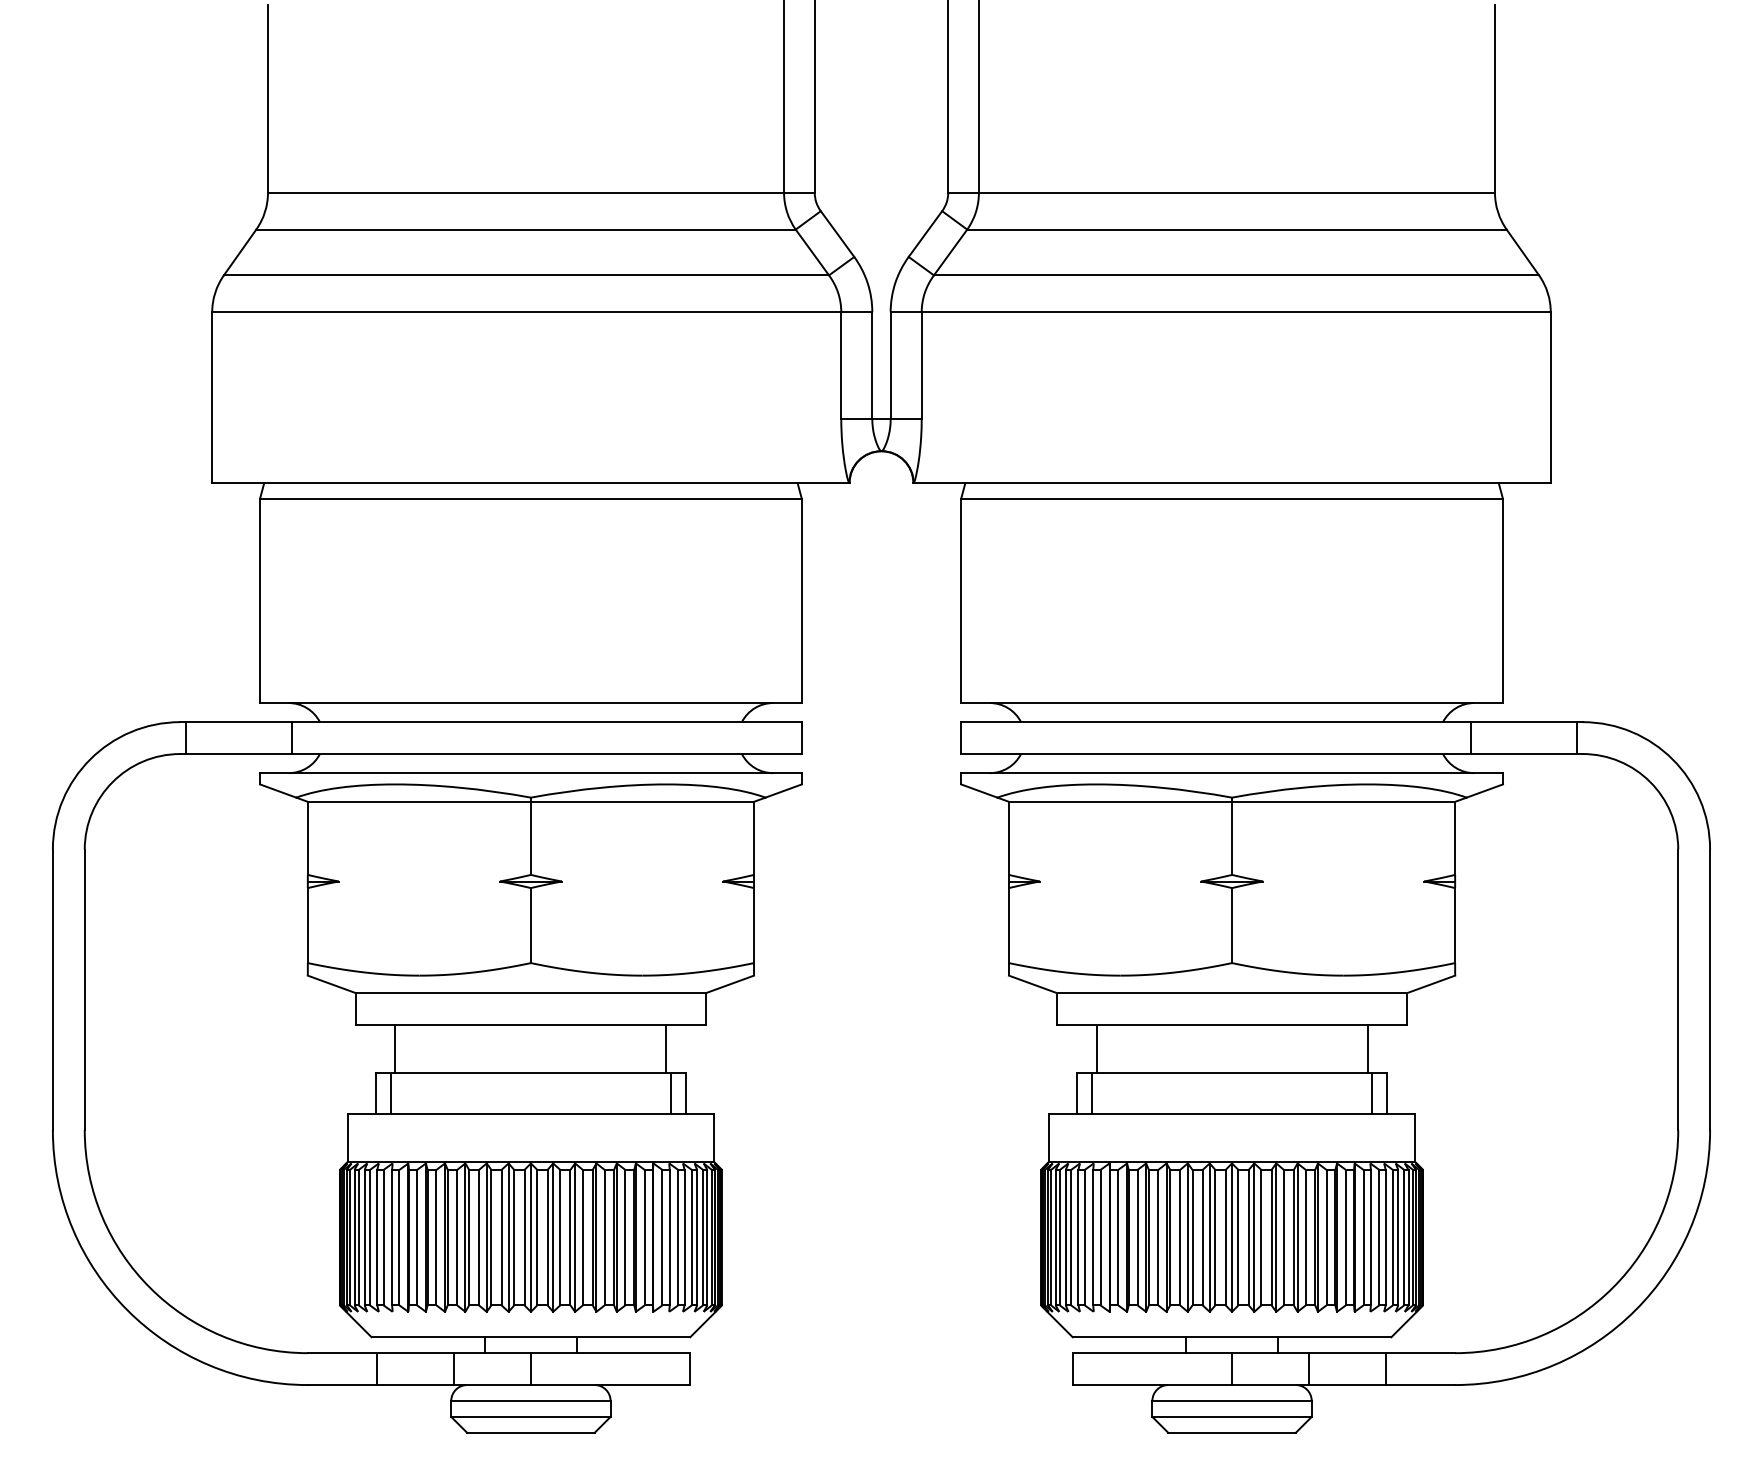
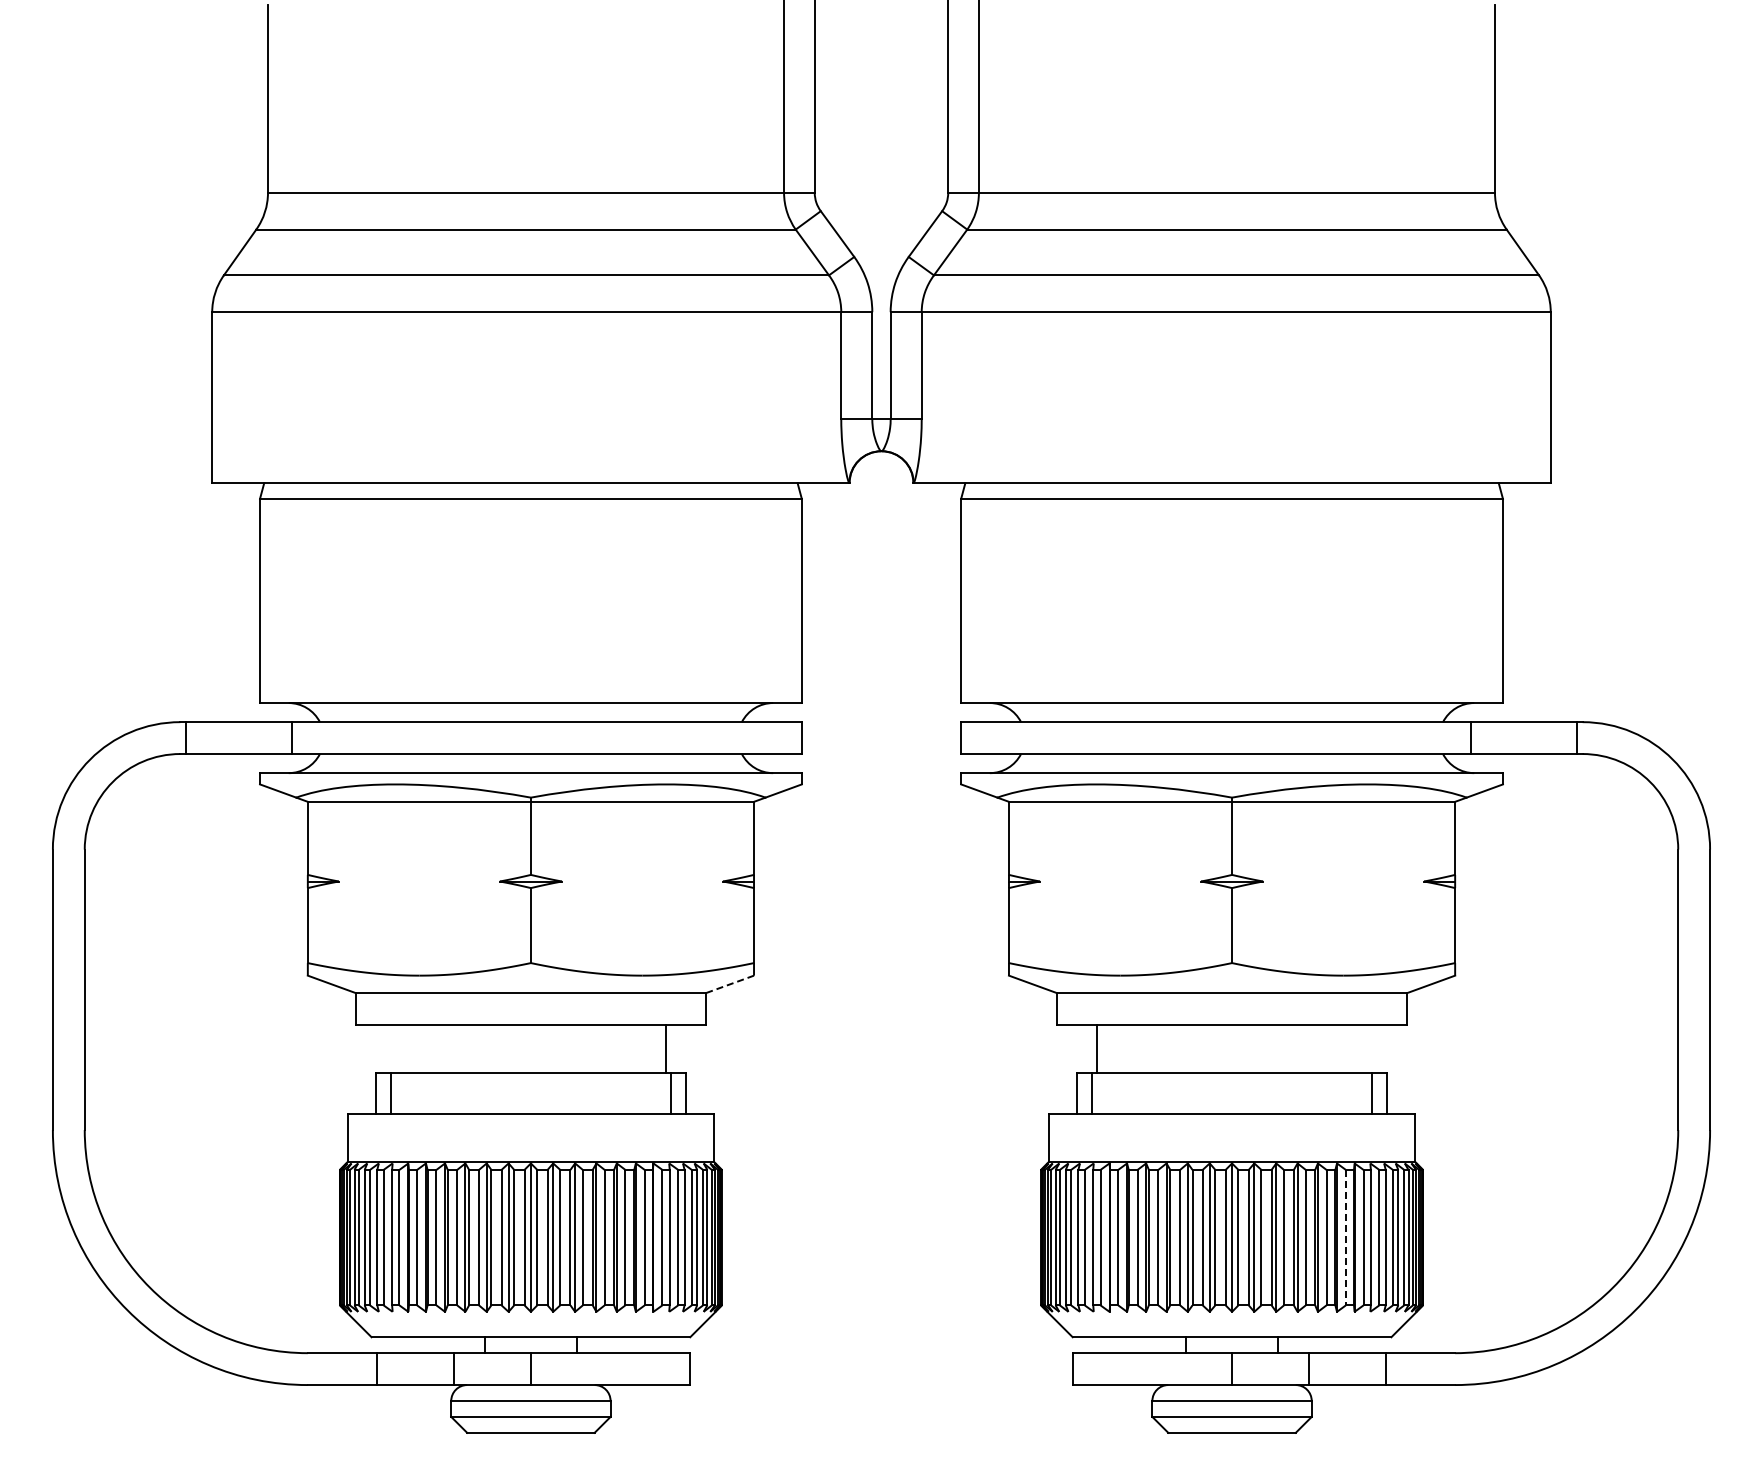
line: solid -> dashed (730, 984)
line: present -> none (395, 1048)
line: present -> none (1367, 1048)
line: solid -> dashed (1345, 1237)
